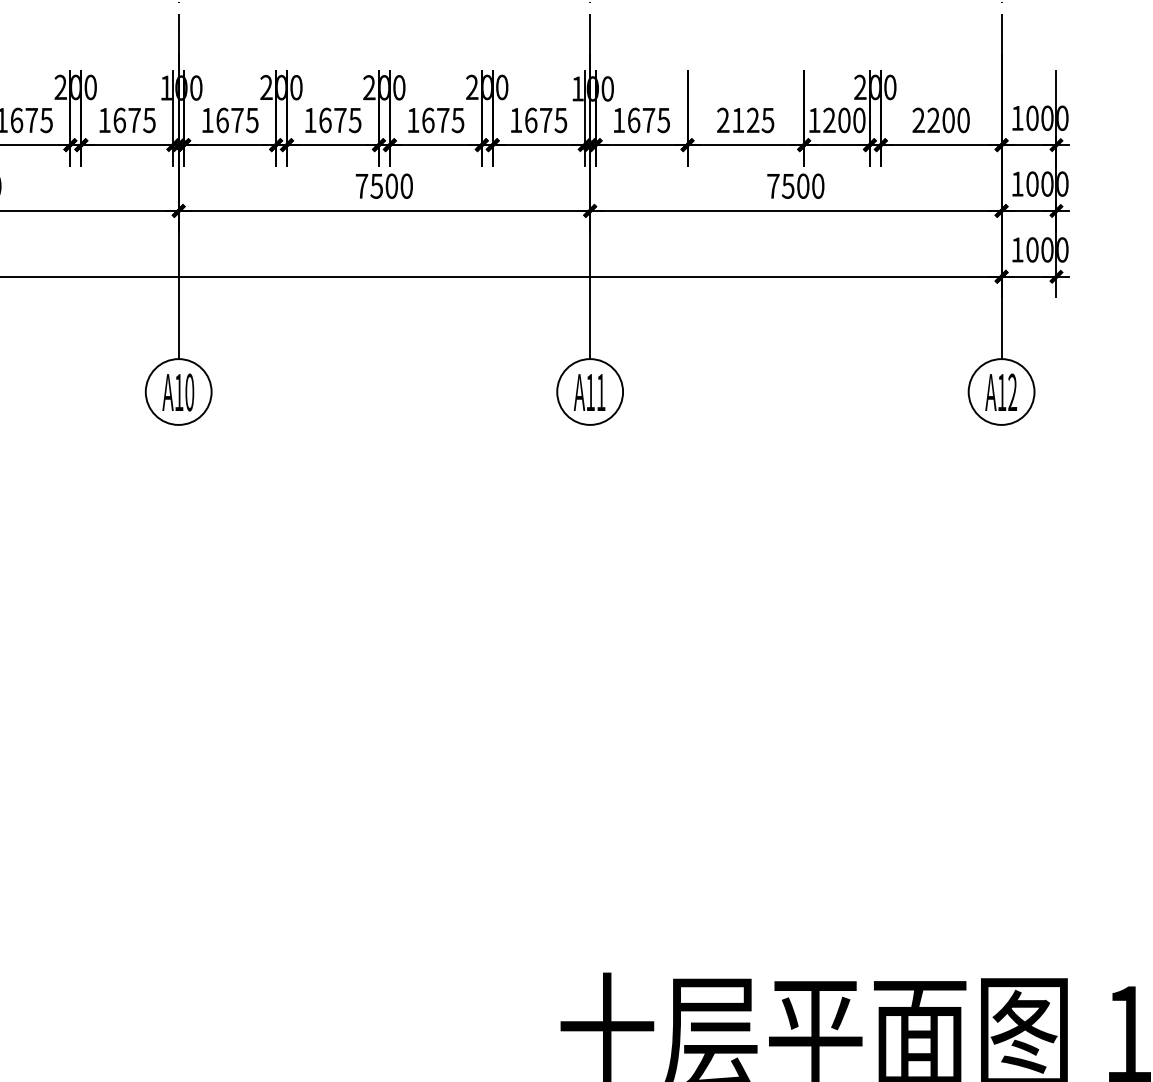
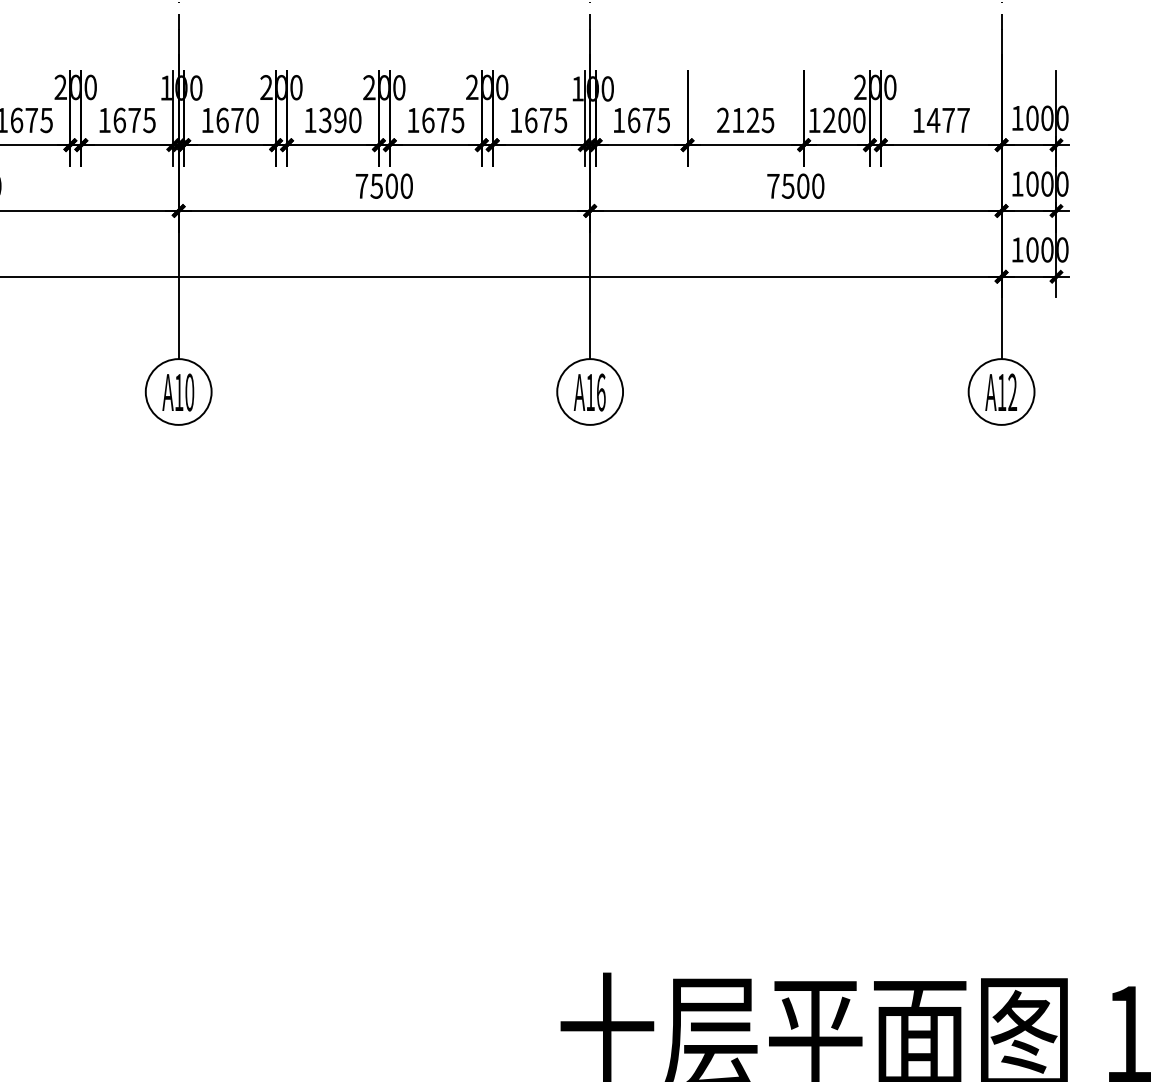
text: 1675 -> 1670 (252, 120)
text: 1675 -> 1390 (340, 120)
text: 2200 -> 1477 (940, 120)
text: A11 -> A16 (601, 392)
